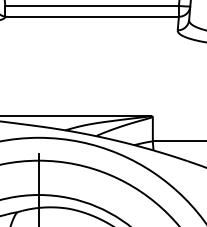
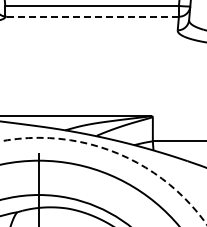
line: solid -> dashed (92, 16)
circle: solid -> dashed (103, 180)
